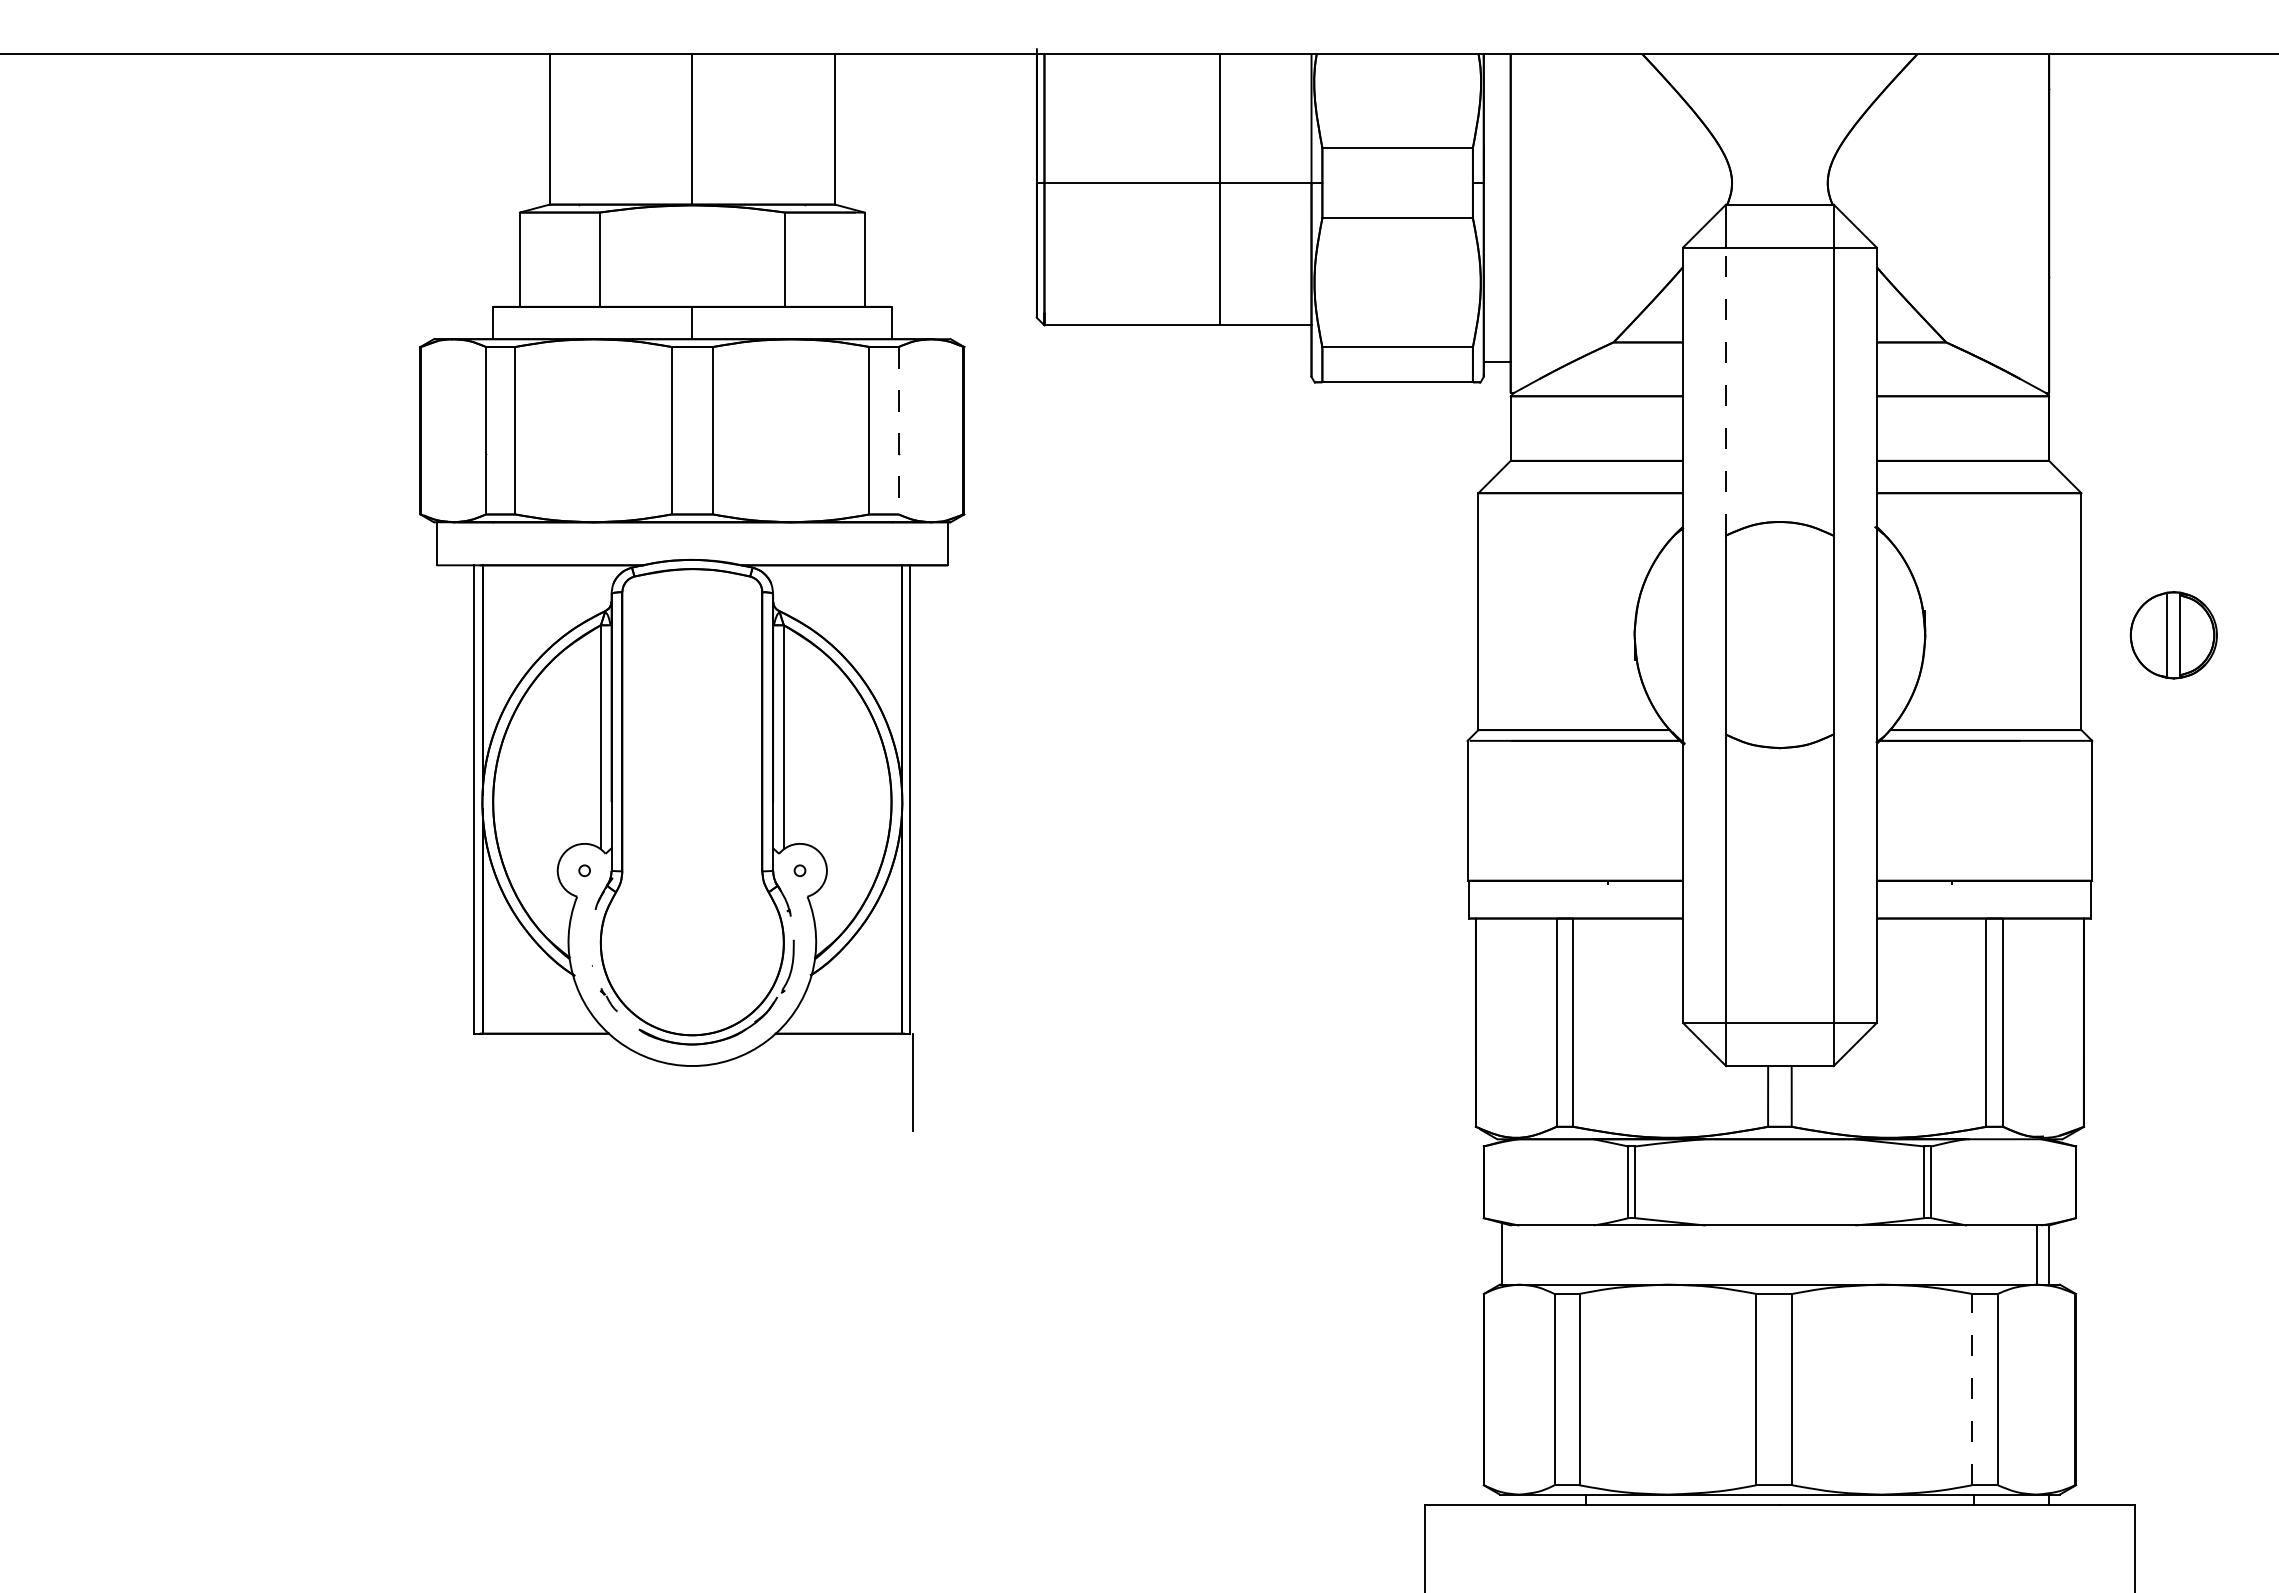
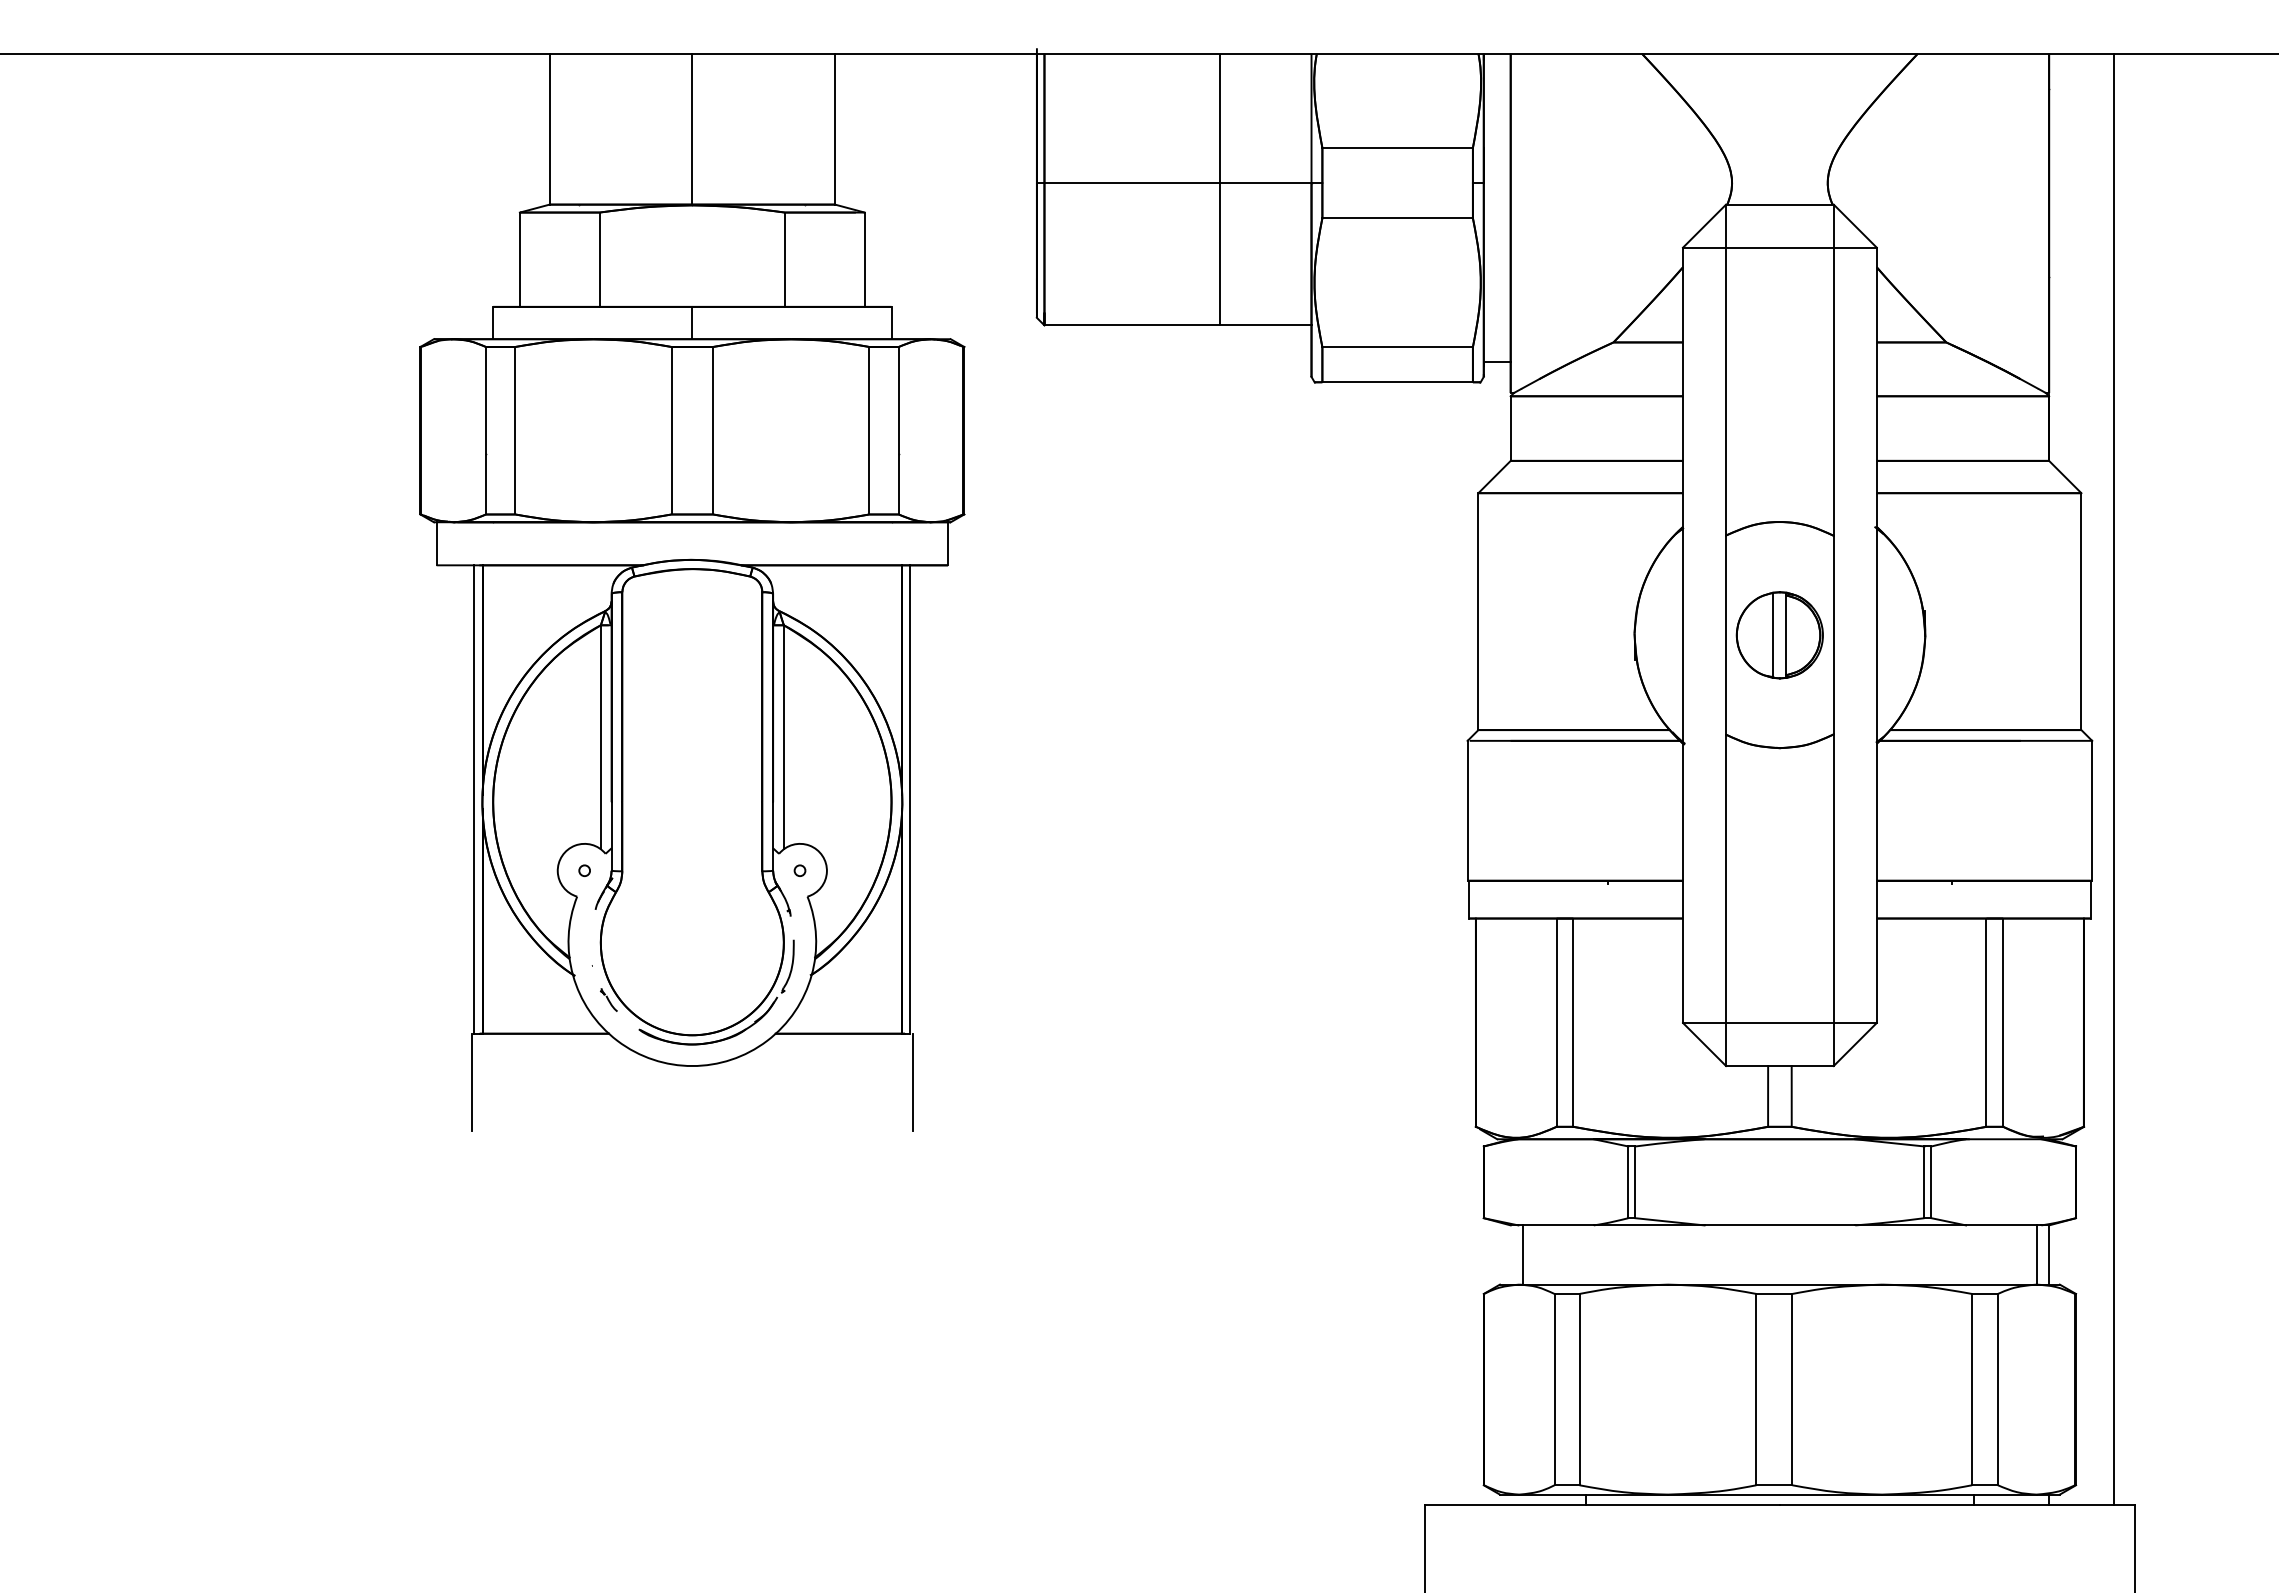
line: dashed -> solid (1726, 391)
line: dashed -> solid (898, 430)
part position: (2173, 635) -> (1779, 635) (1779, 635)
line: none -> present (2113, 779)
line: none -> present (471, 1081)
line position: (1501, 1254) -> (1522, 1254) (1522, 1254)
line: dashed -> solid (1971, 1389)
